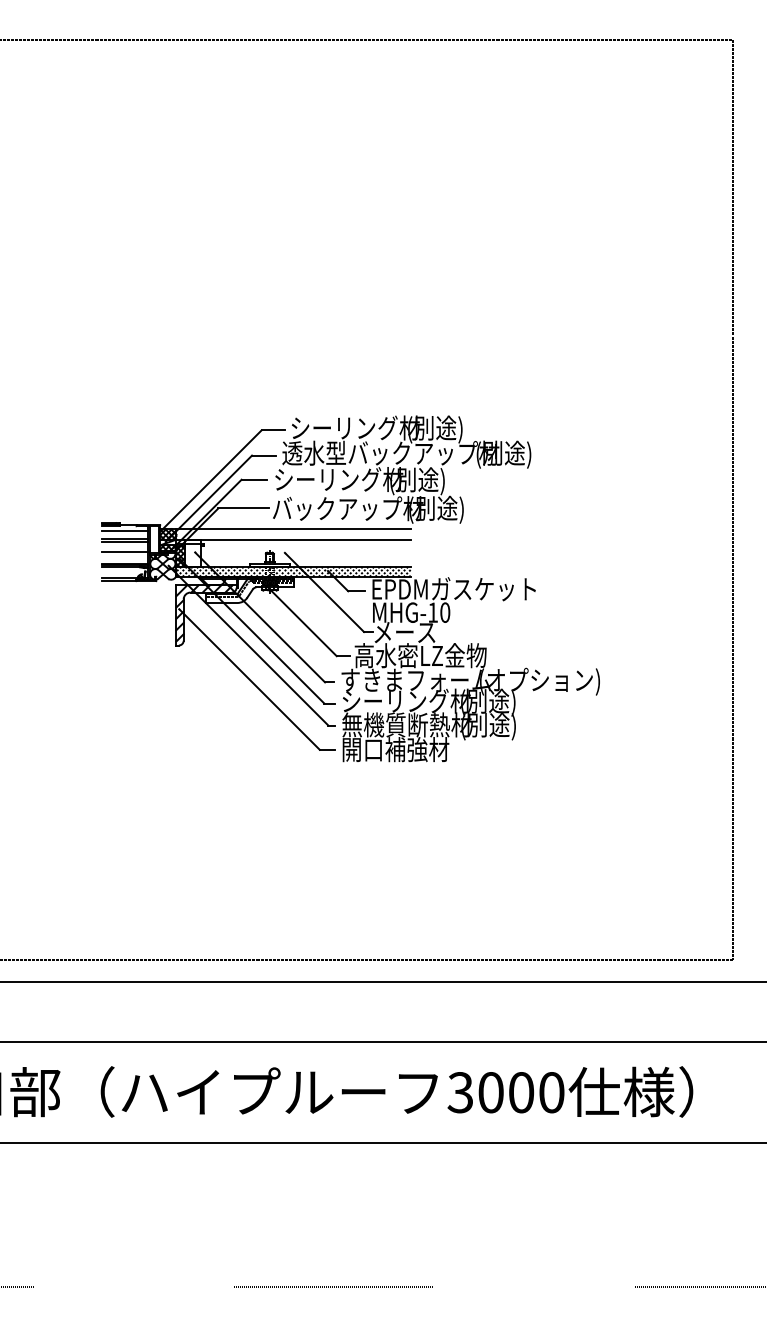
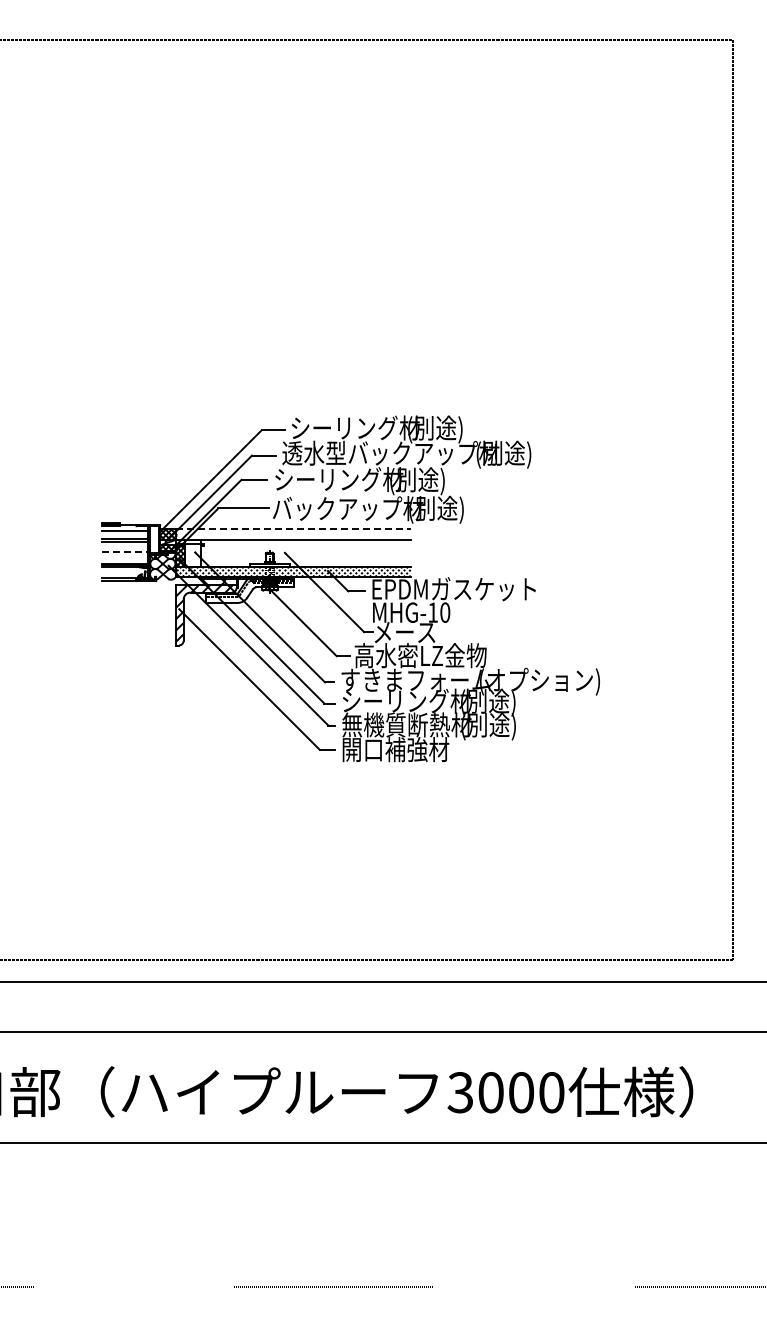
line: solid -> dashed (294, 529)
line: solid -> dashed (125, 552)
line position: (382, 1042) -> (382, 1032) (382, 1032)
